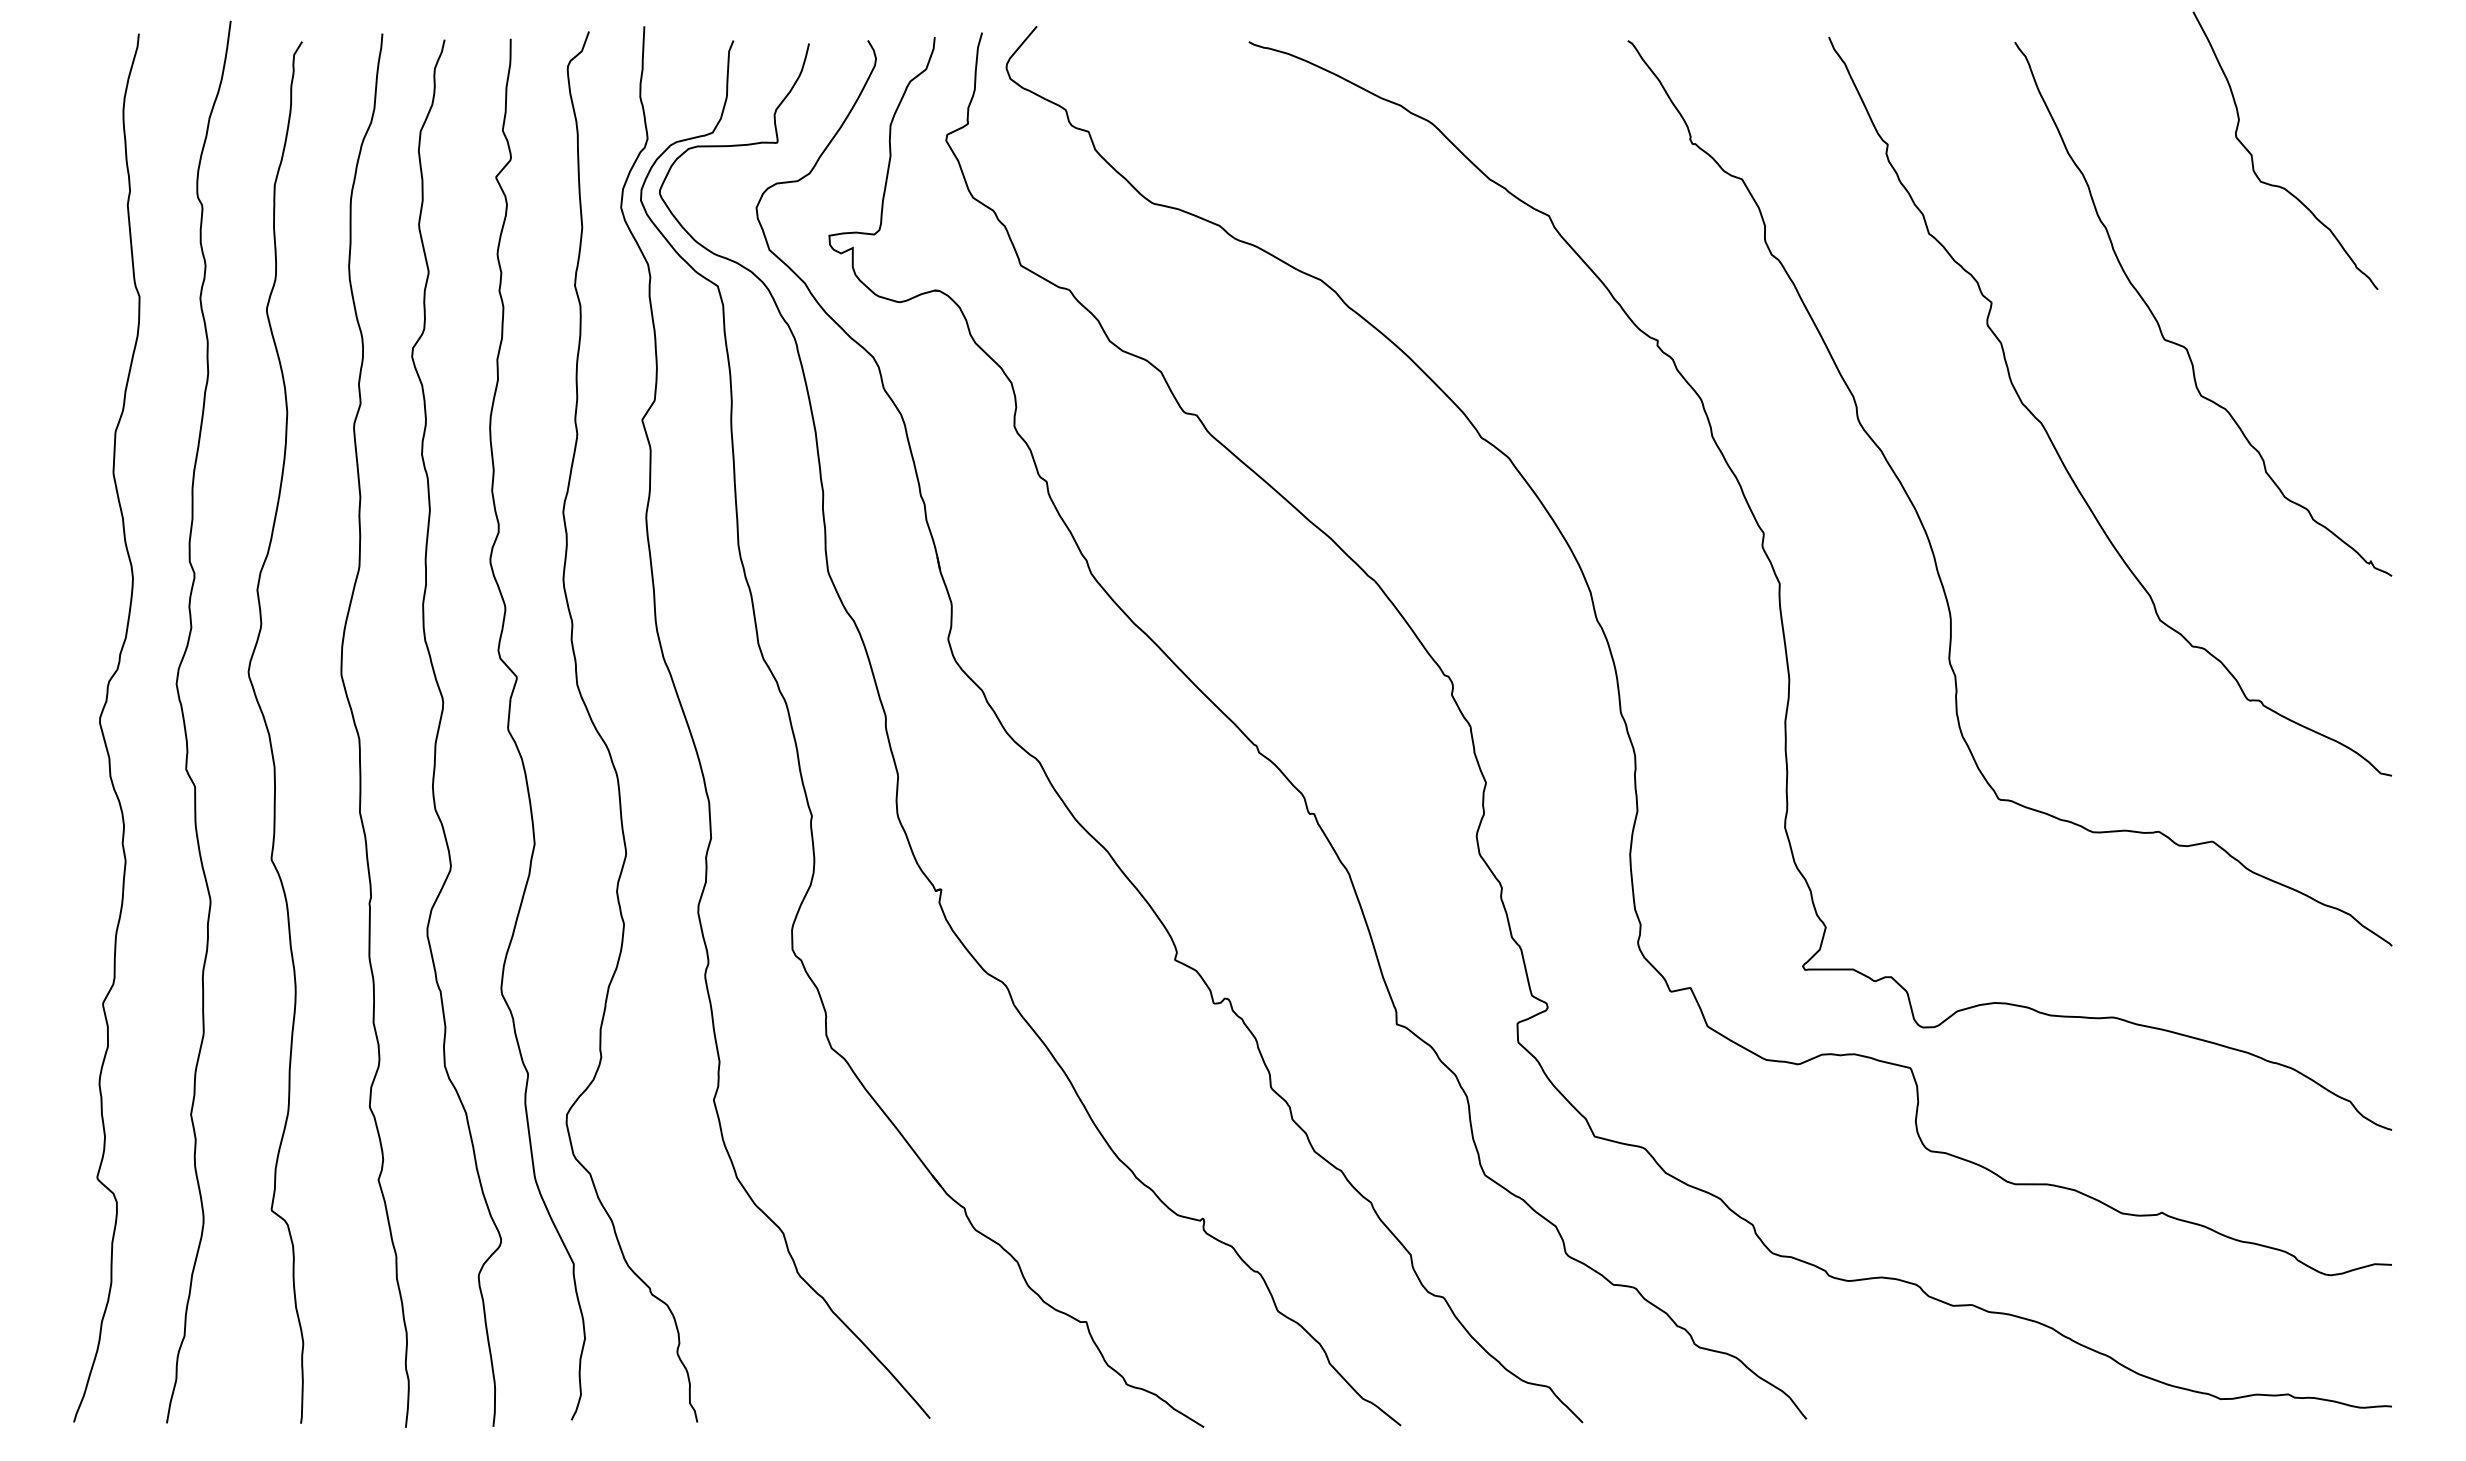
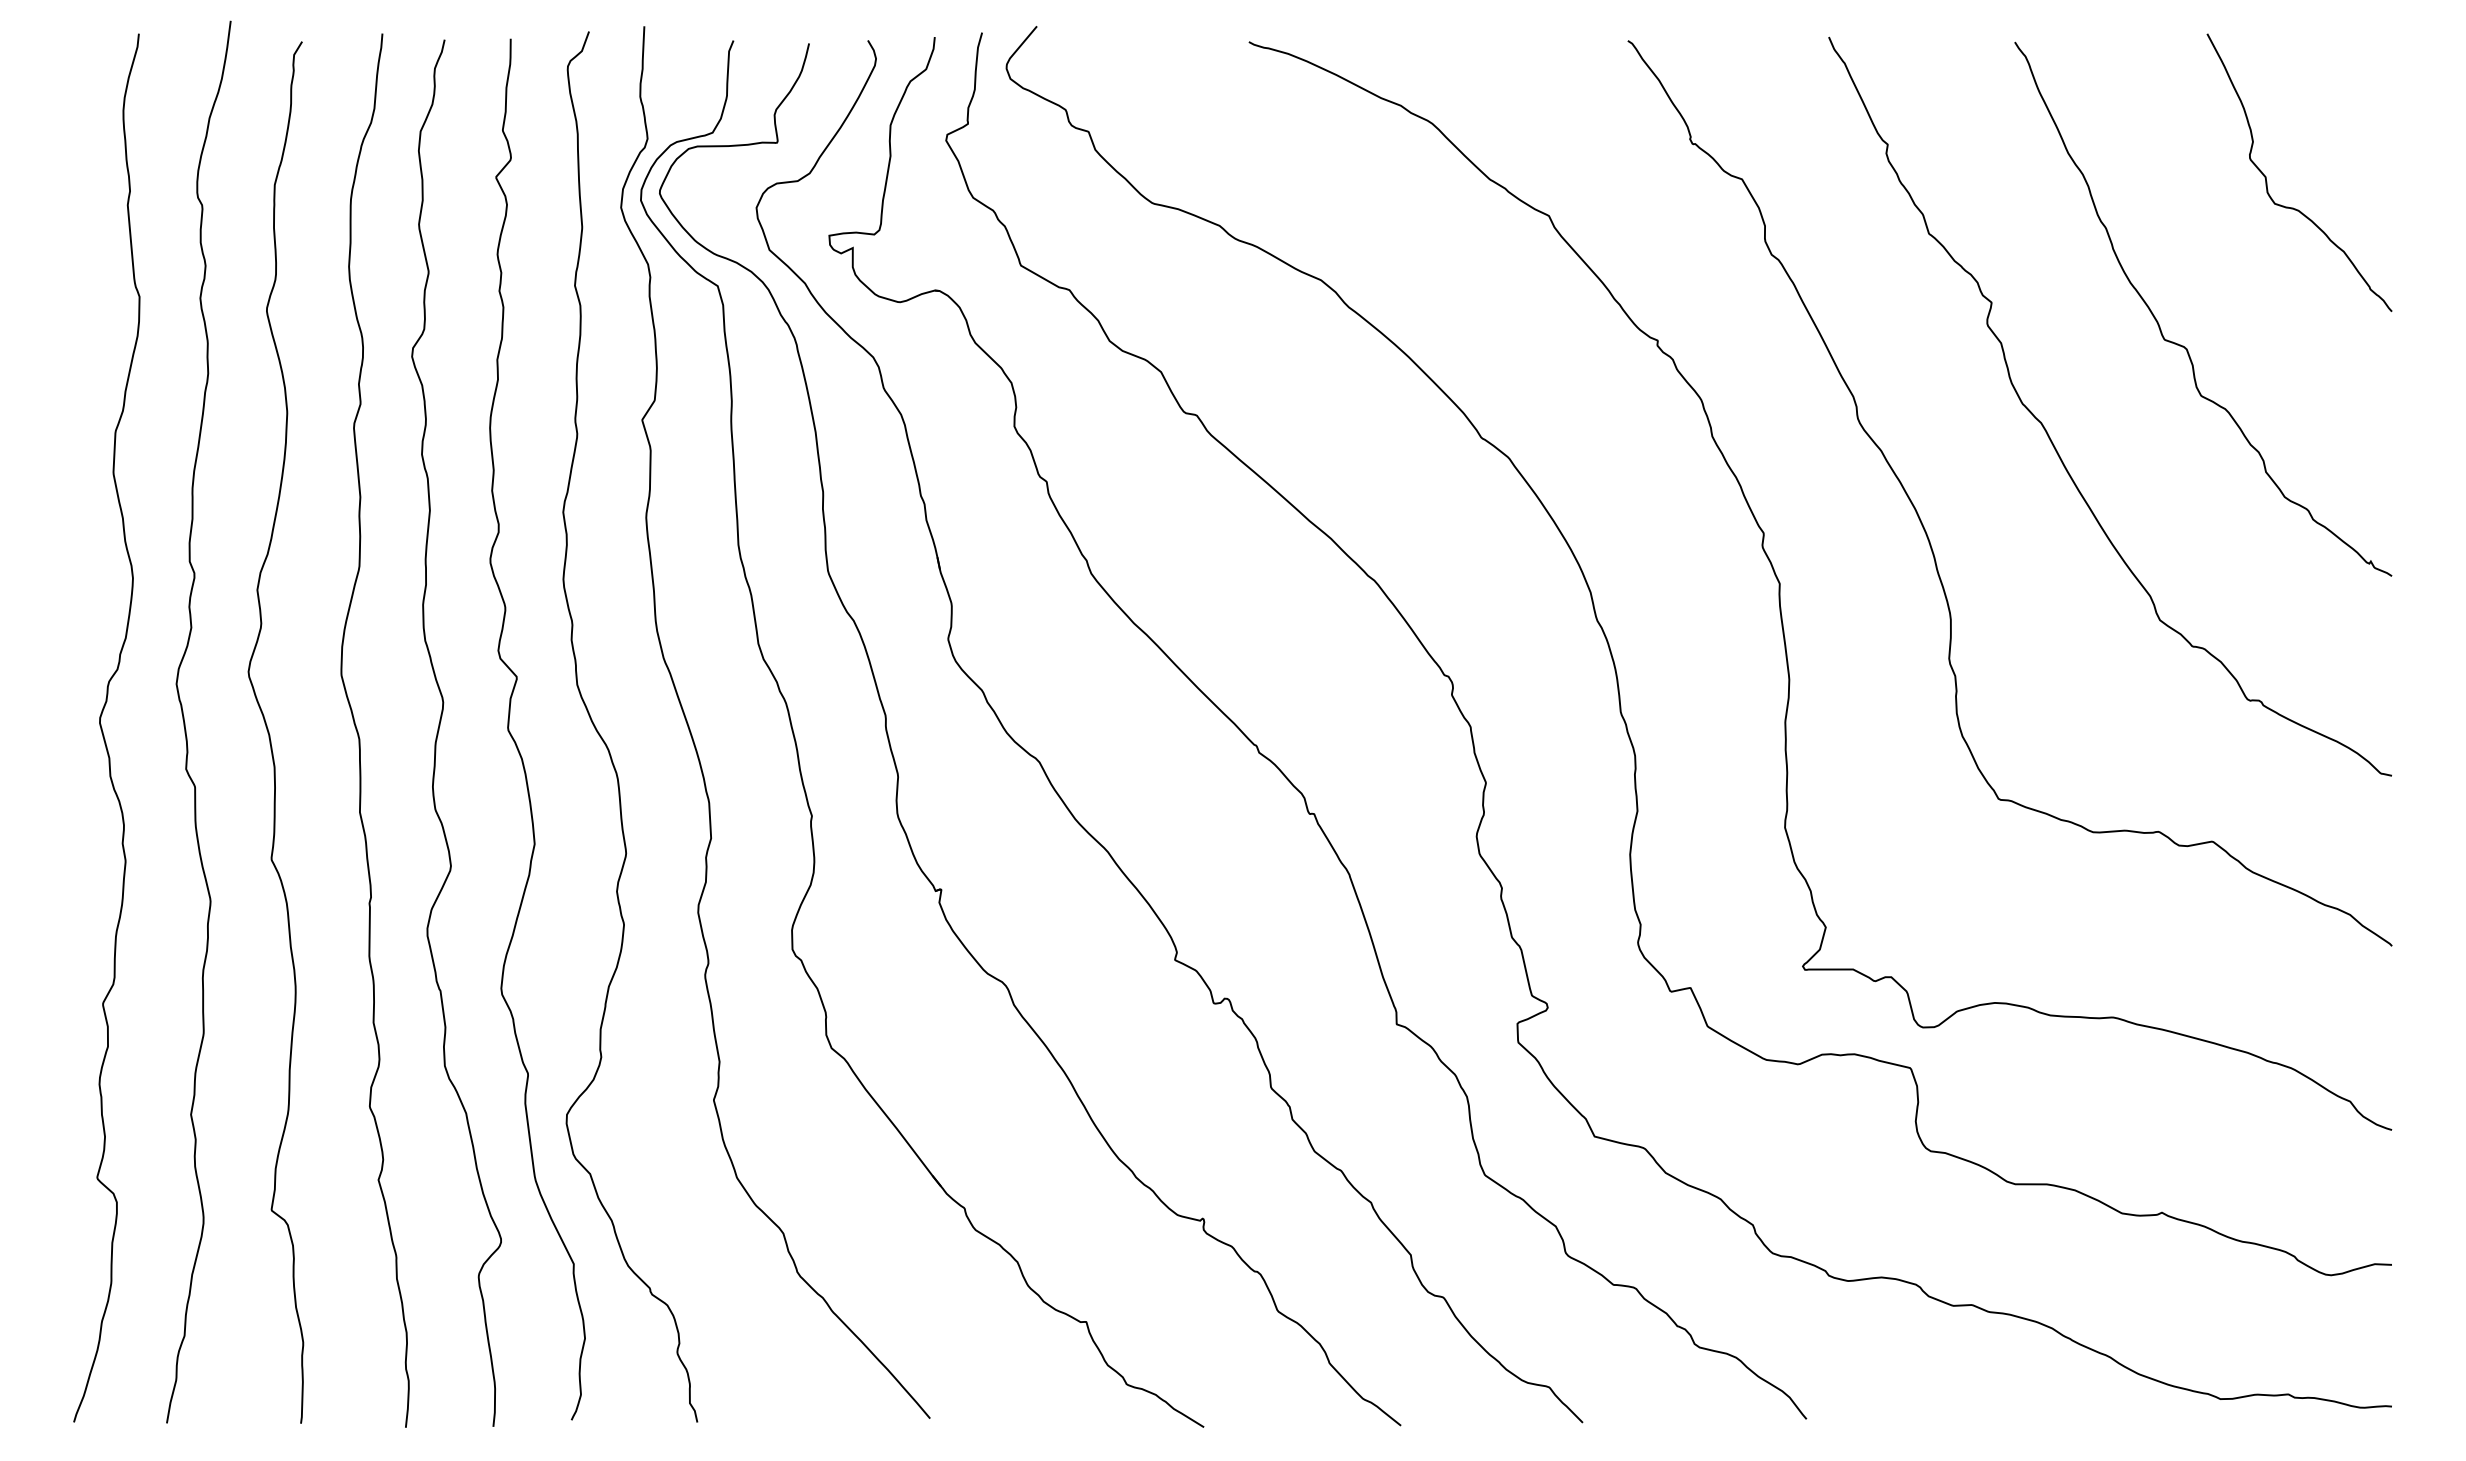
curve position: (2252, 154) -> (2266, 176) (2266, 176)
